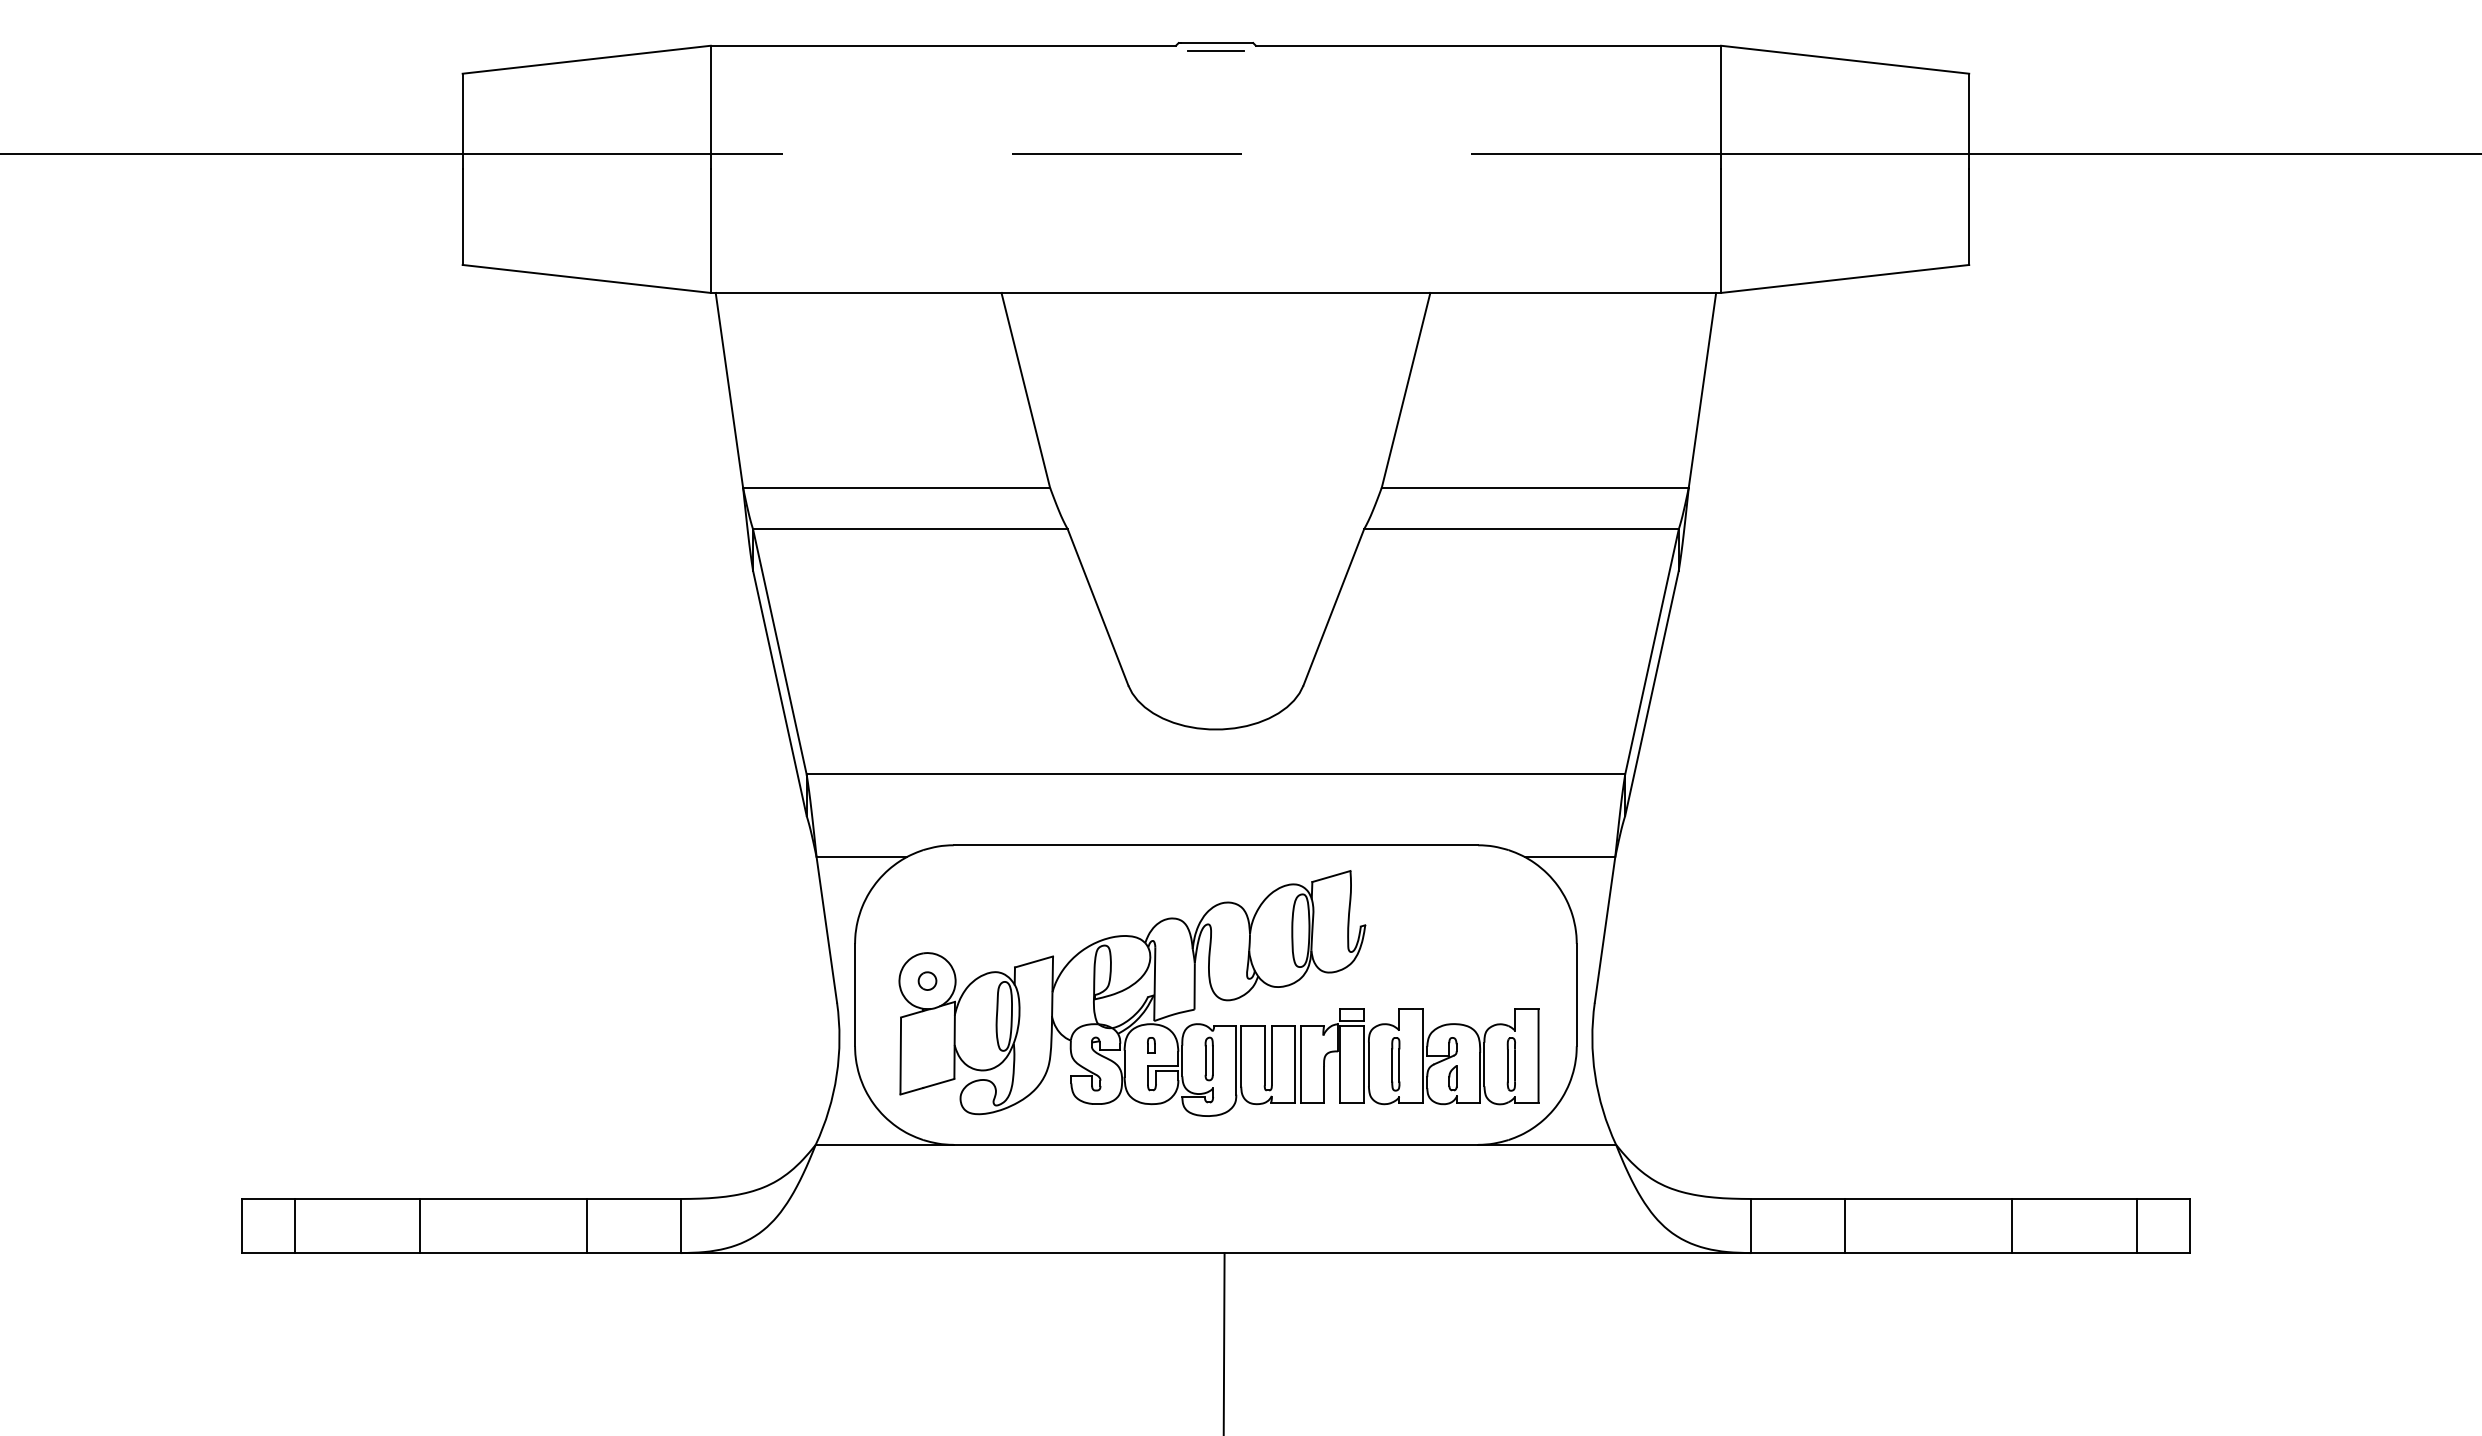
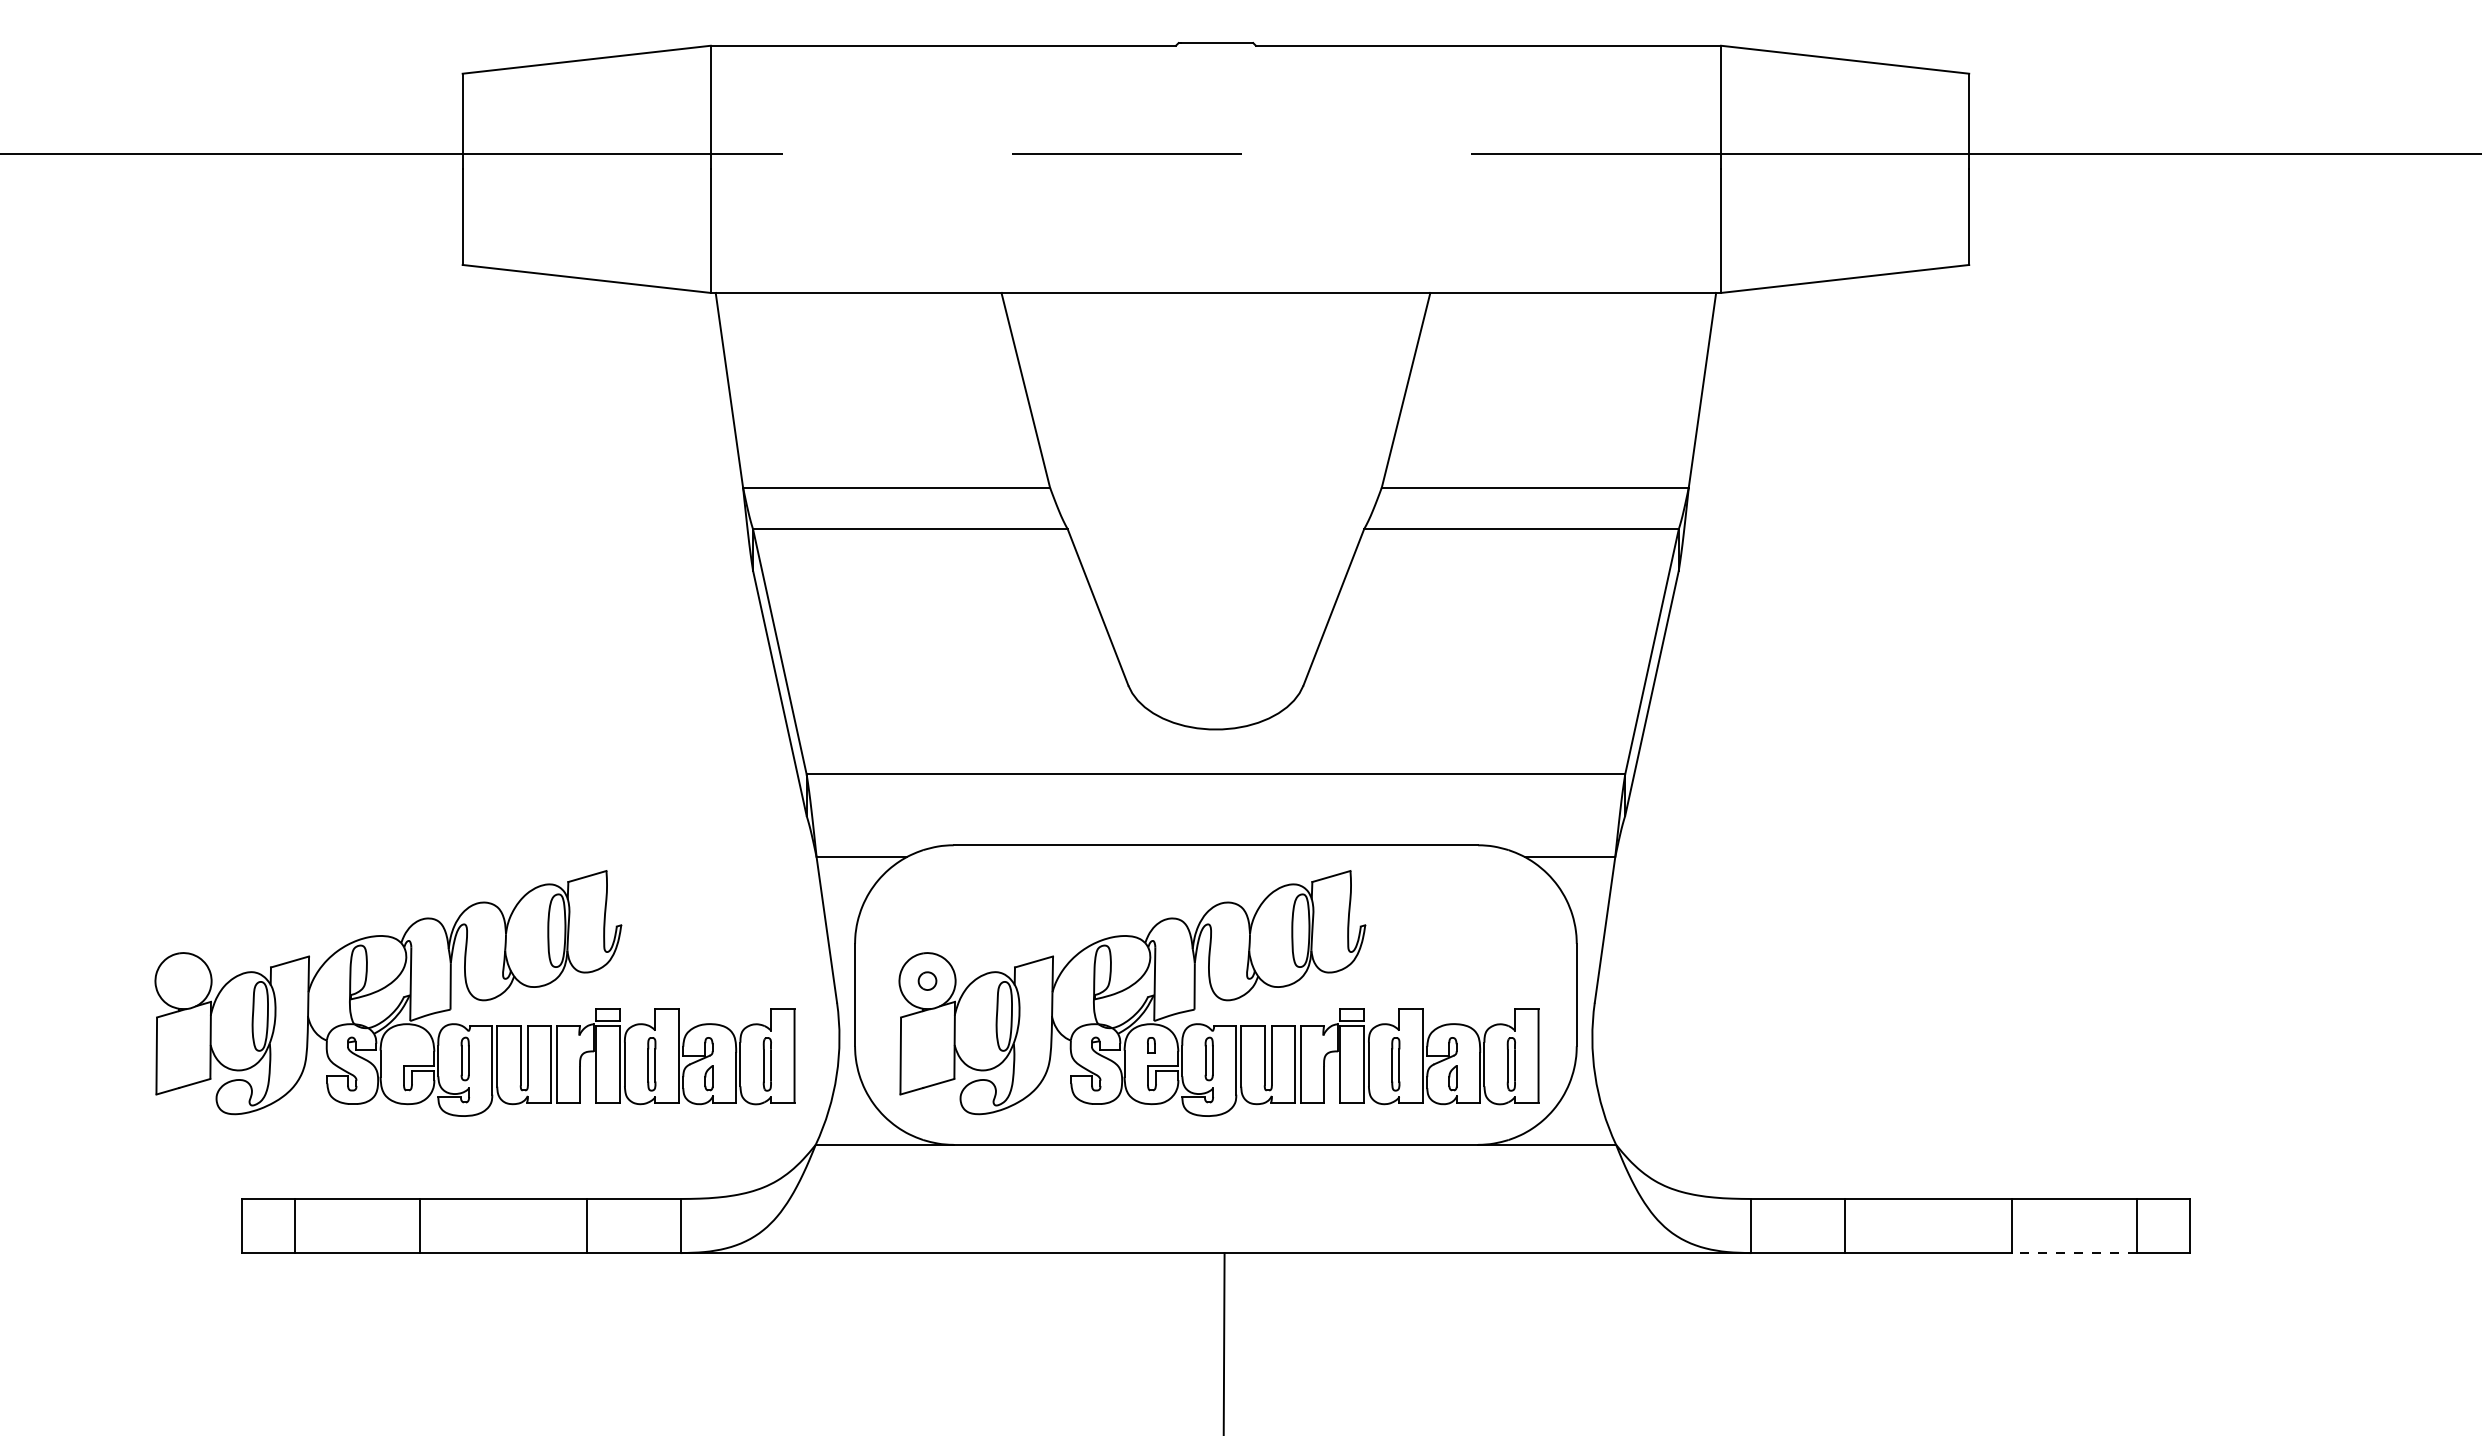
line: present -> none (1215, 50)
part: none -> present (474, 993)
line: solid -> dashed (2074, 1253)
